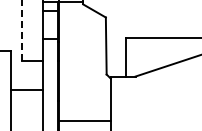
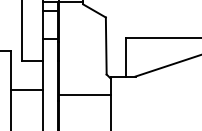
line: dashed -> solid (22, 30)
line position: (84, 121) -> (84, 95) (84, 95)
